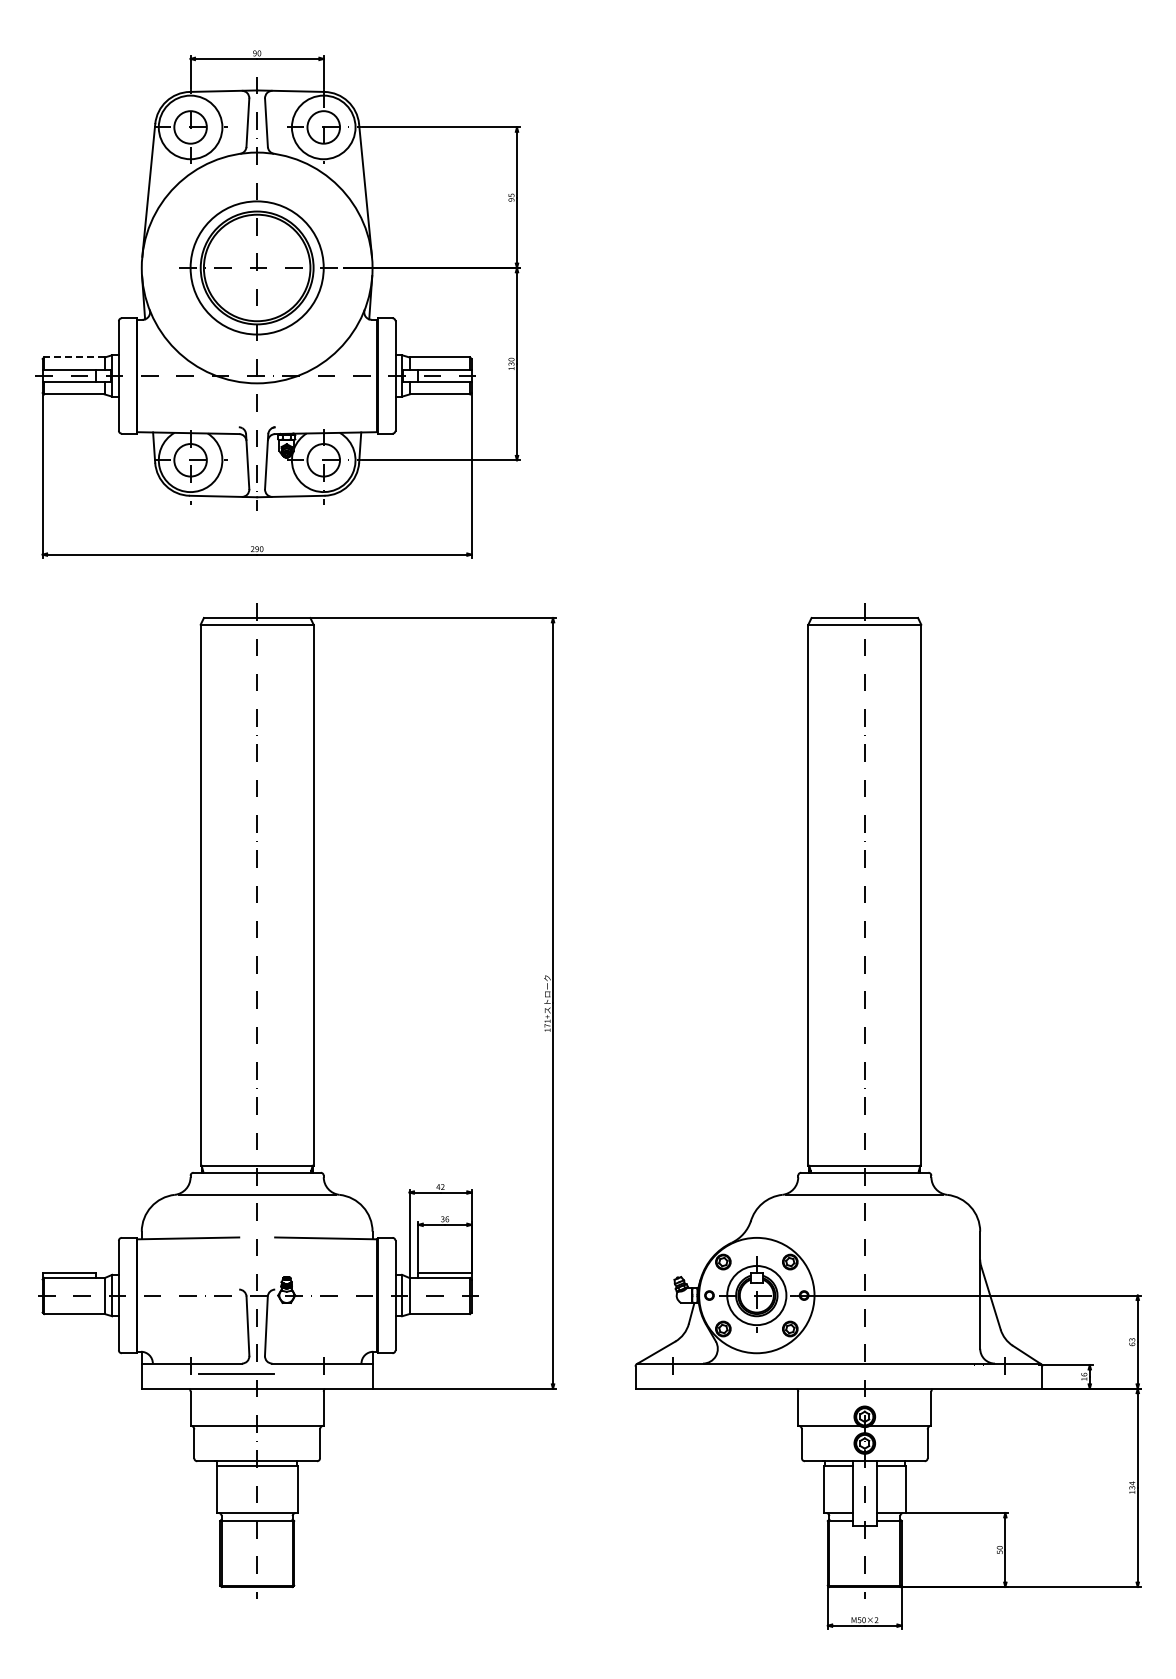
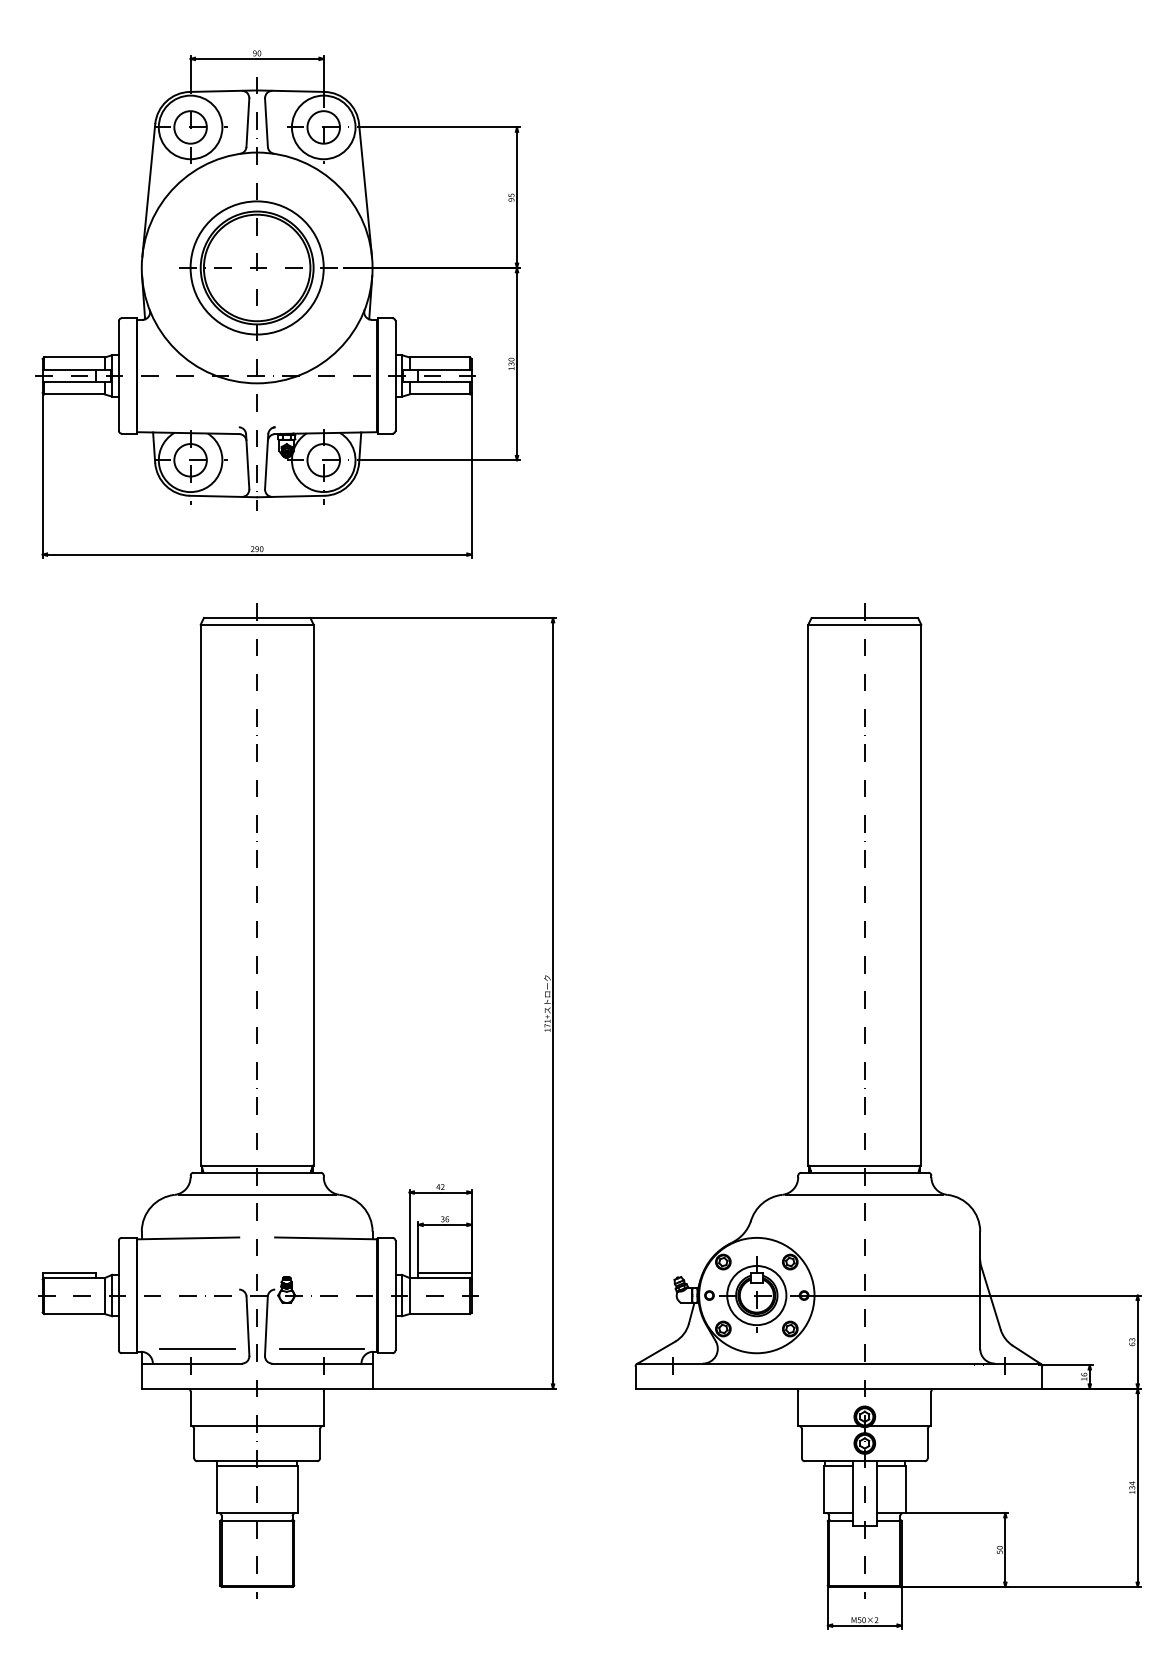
line: dashed -> solid (73, 357)
line: none -> present (322, 1348)
line position: (236, 1373) -> (197, 1348) (197, 1348)
